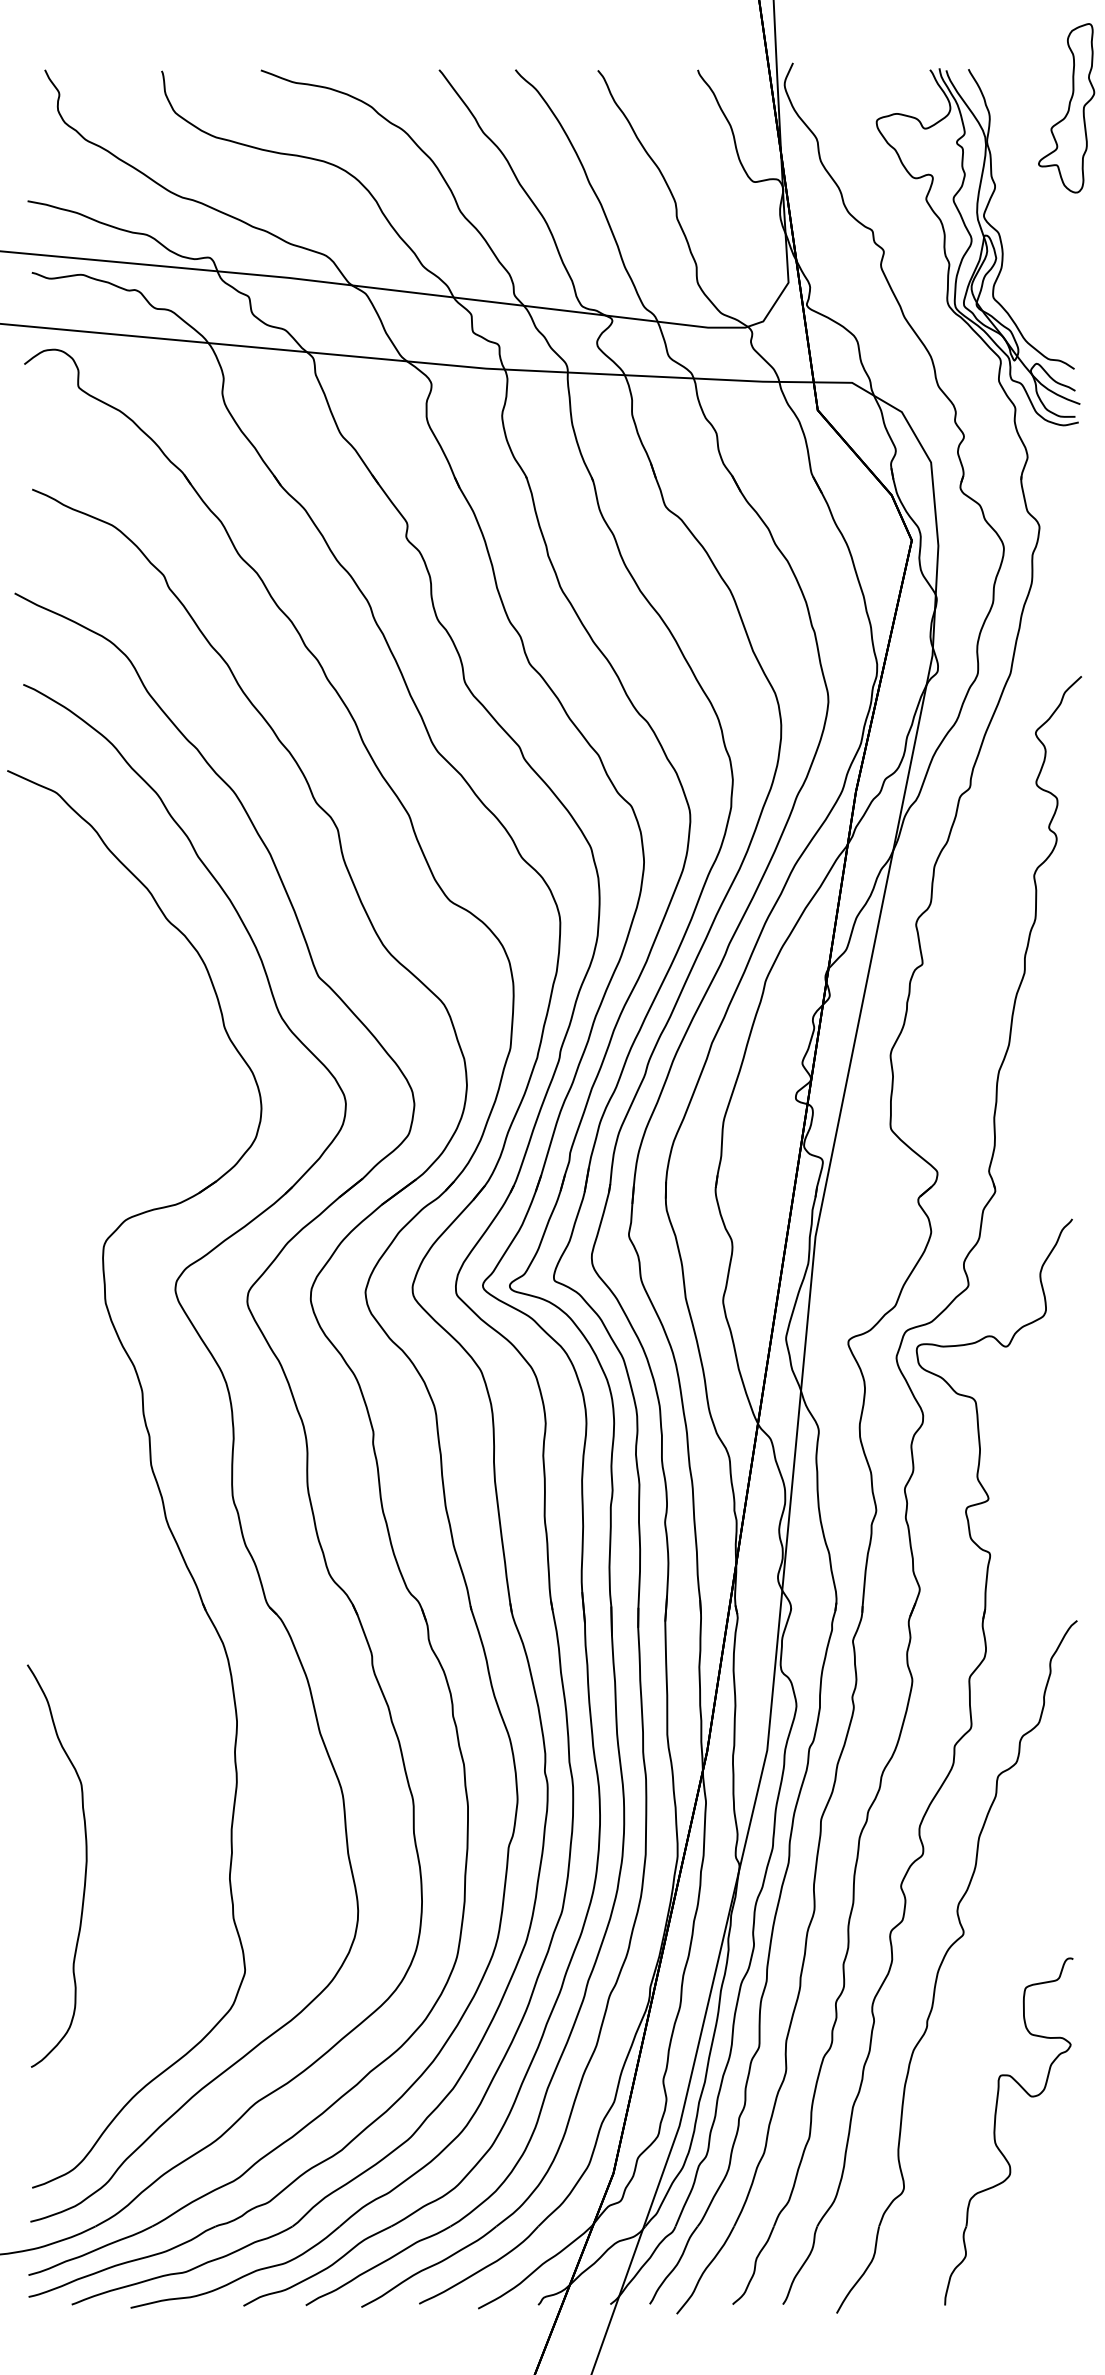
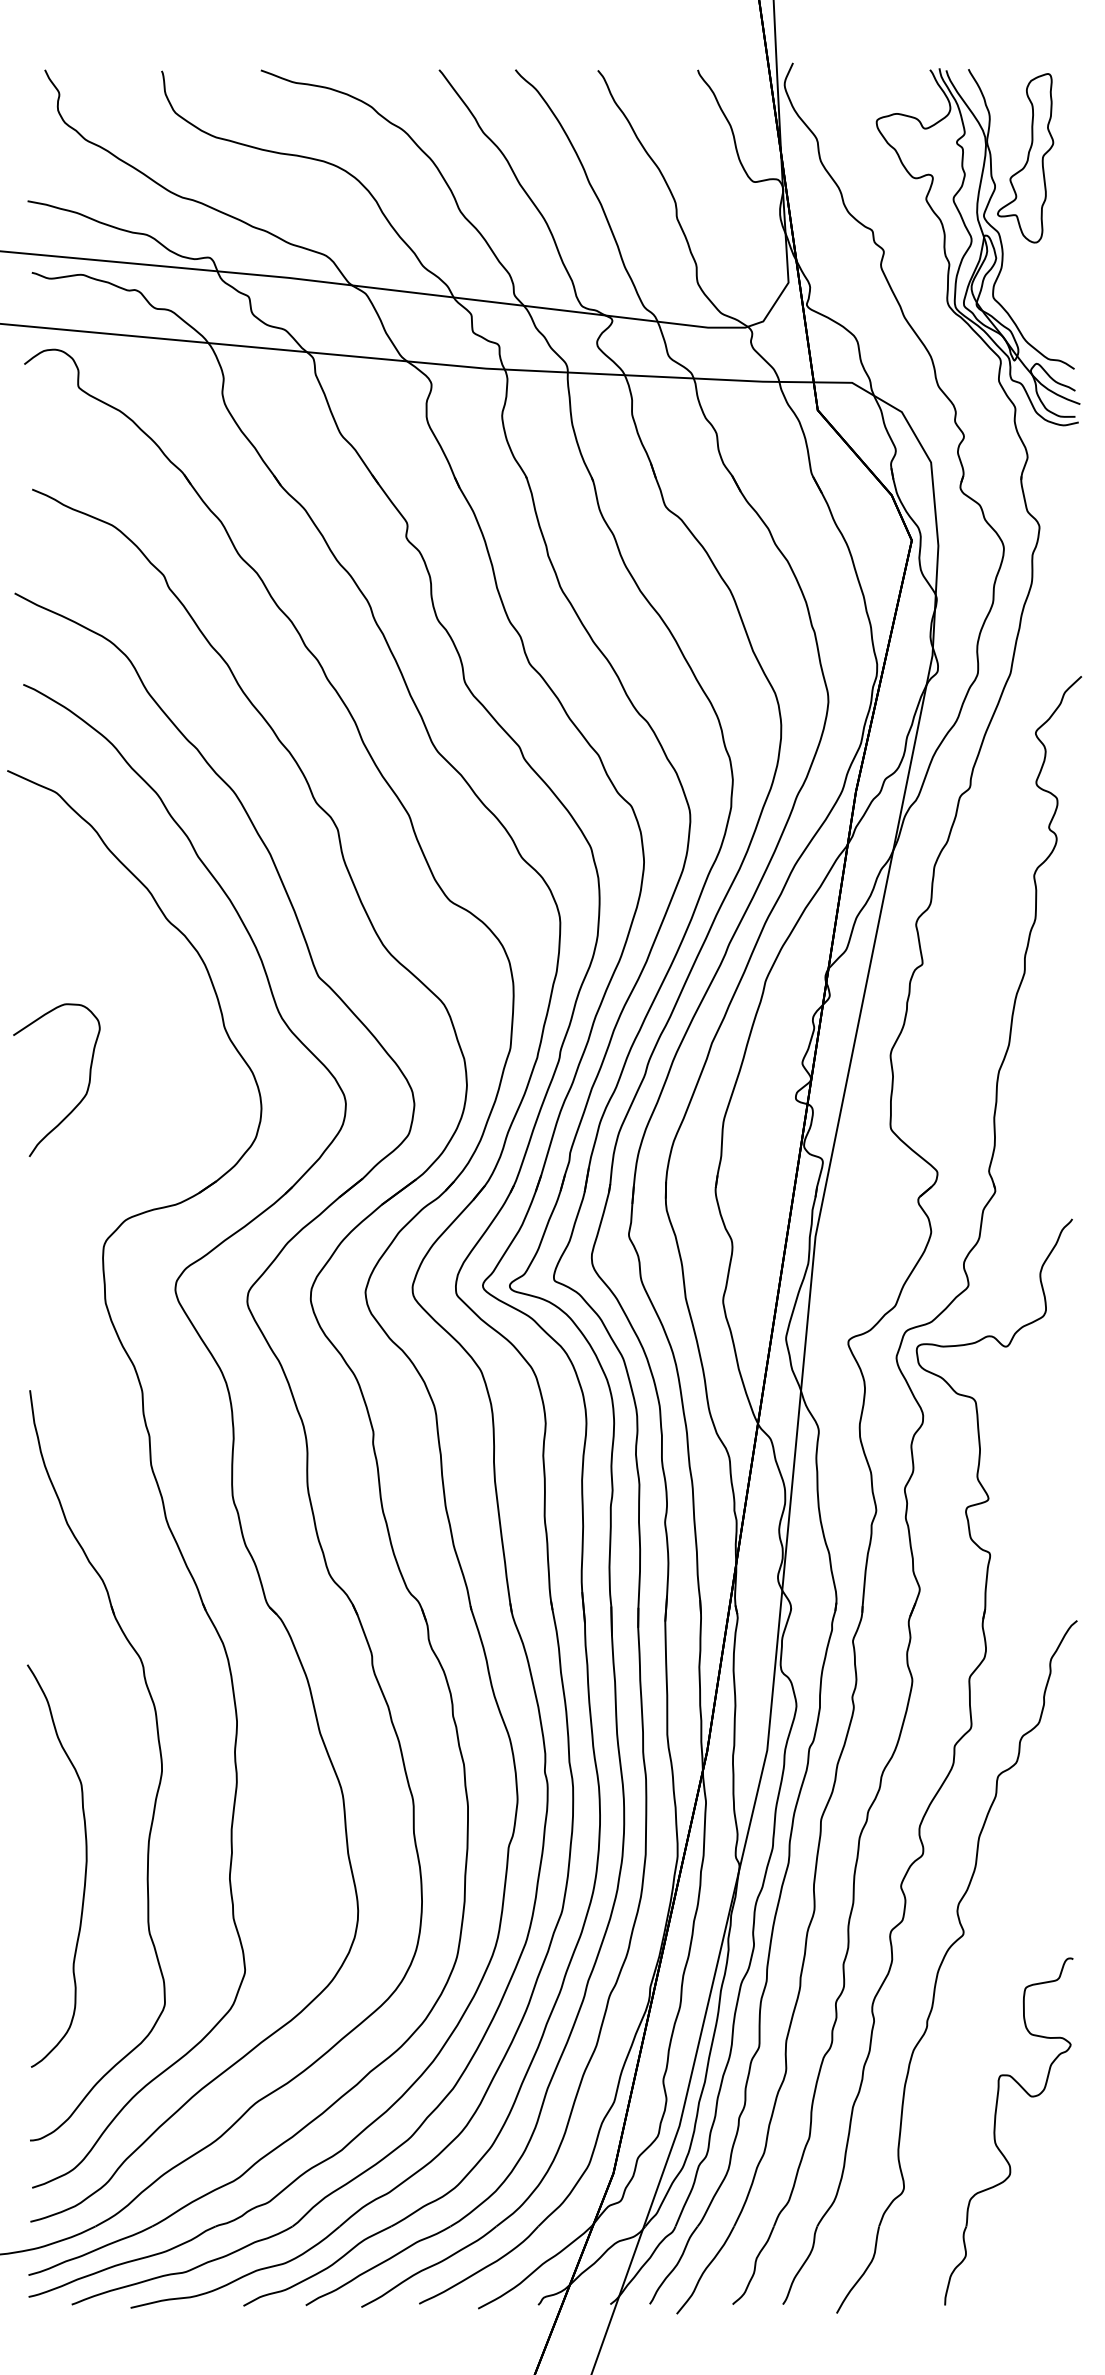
part position: (1066, 108) -> (1025, 158) (1025, 158)
curve: none -> present (82, 1097)
part: none -> present (160, 1762)
